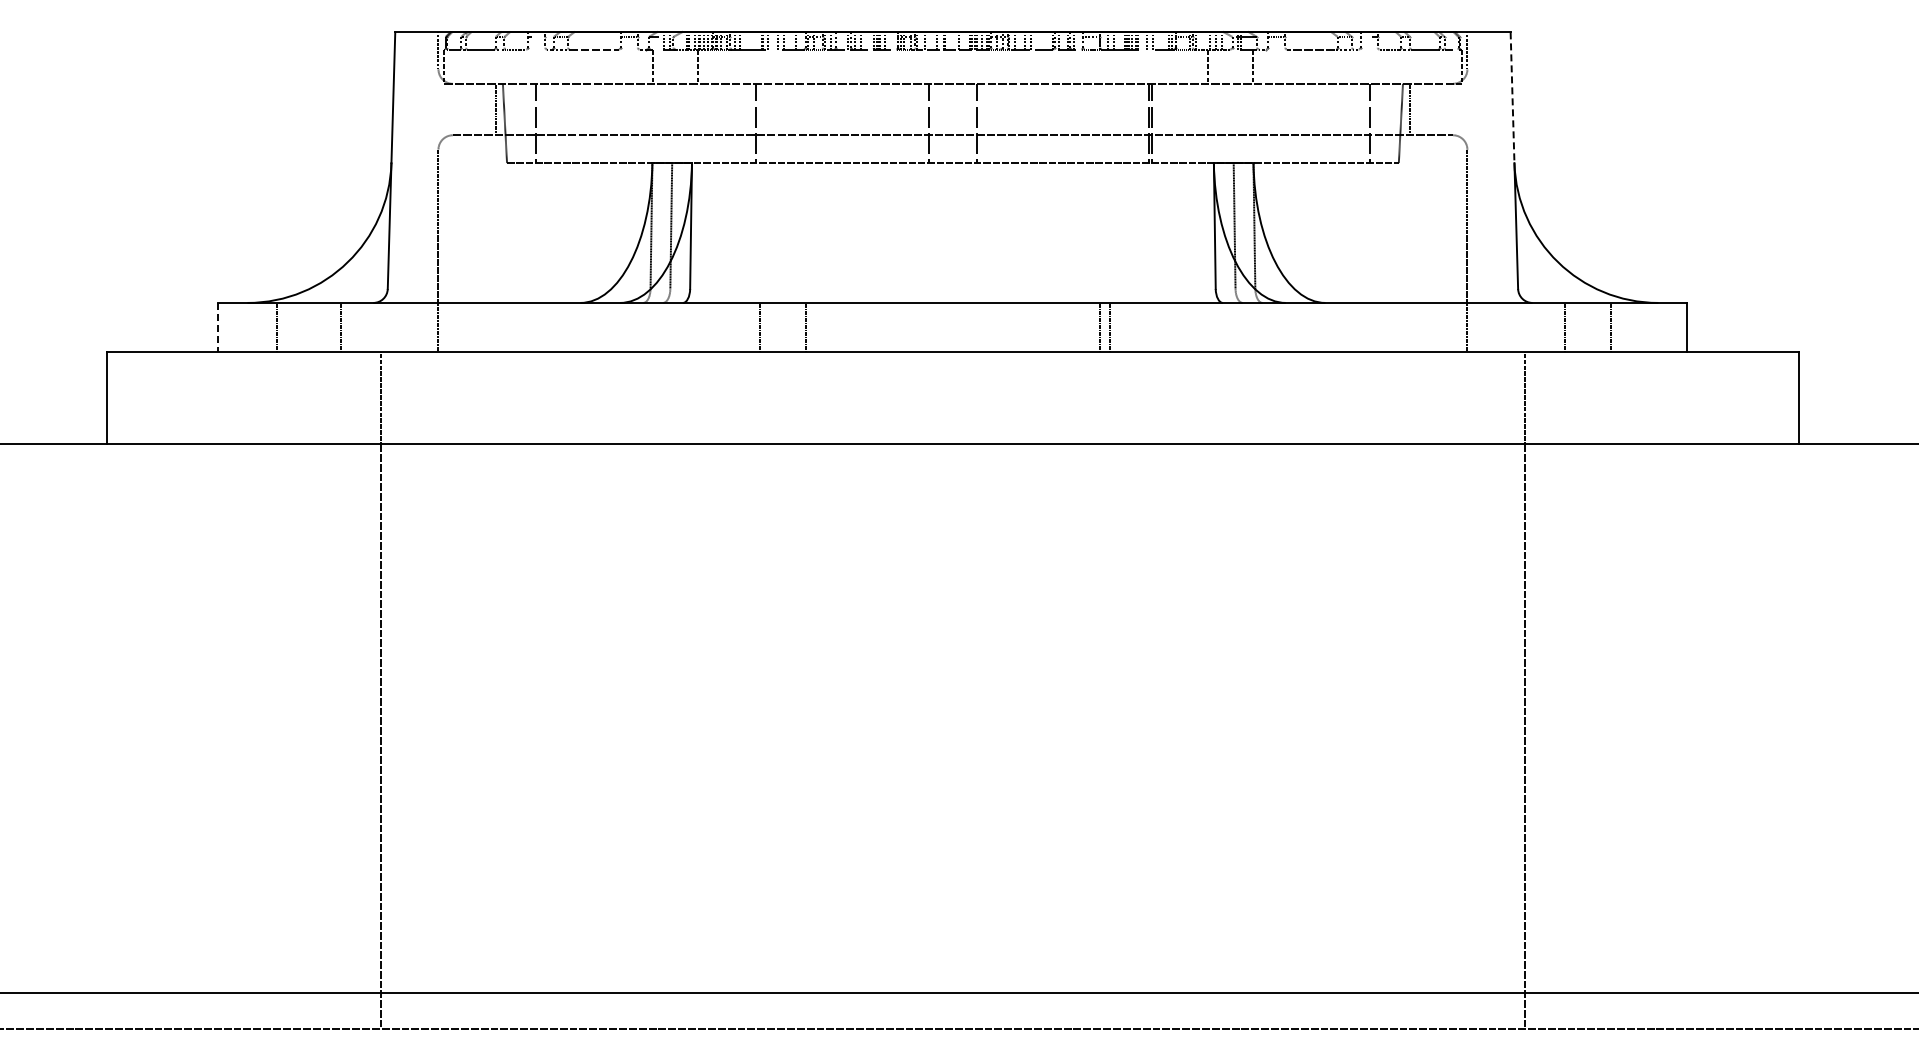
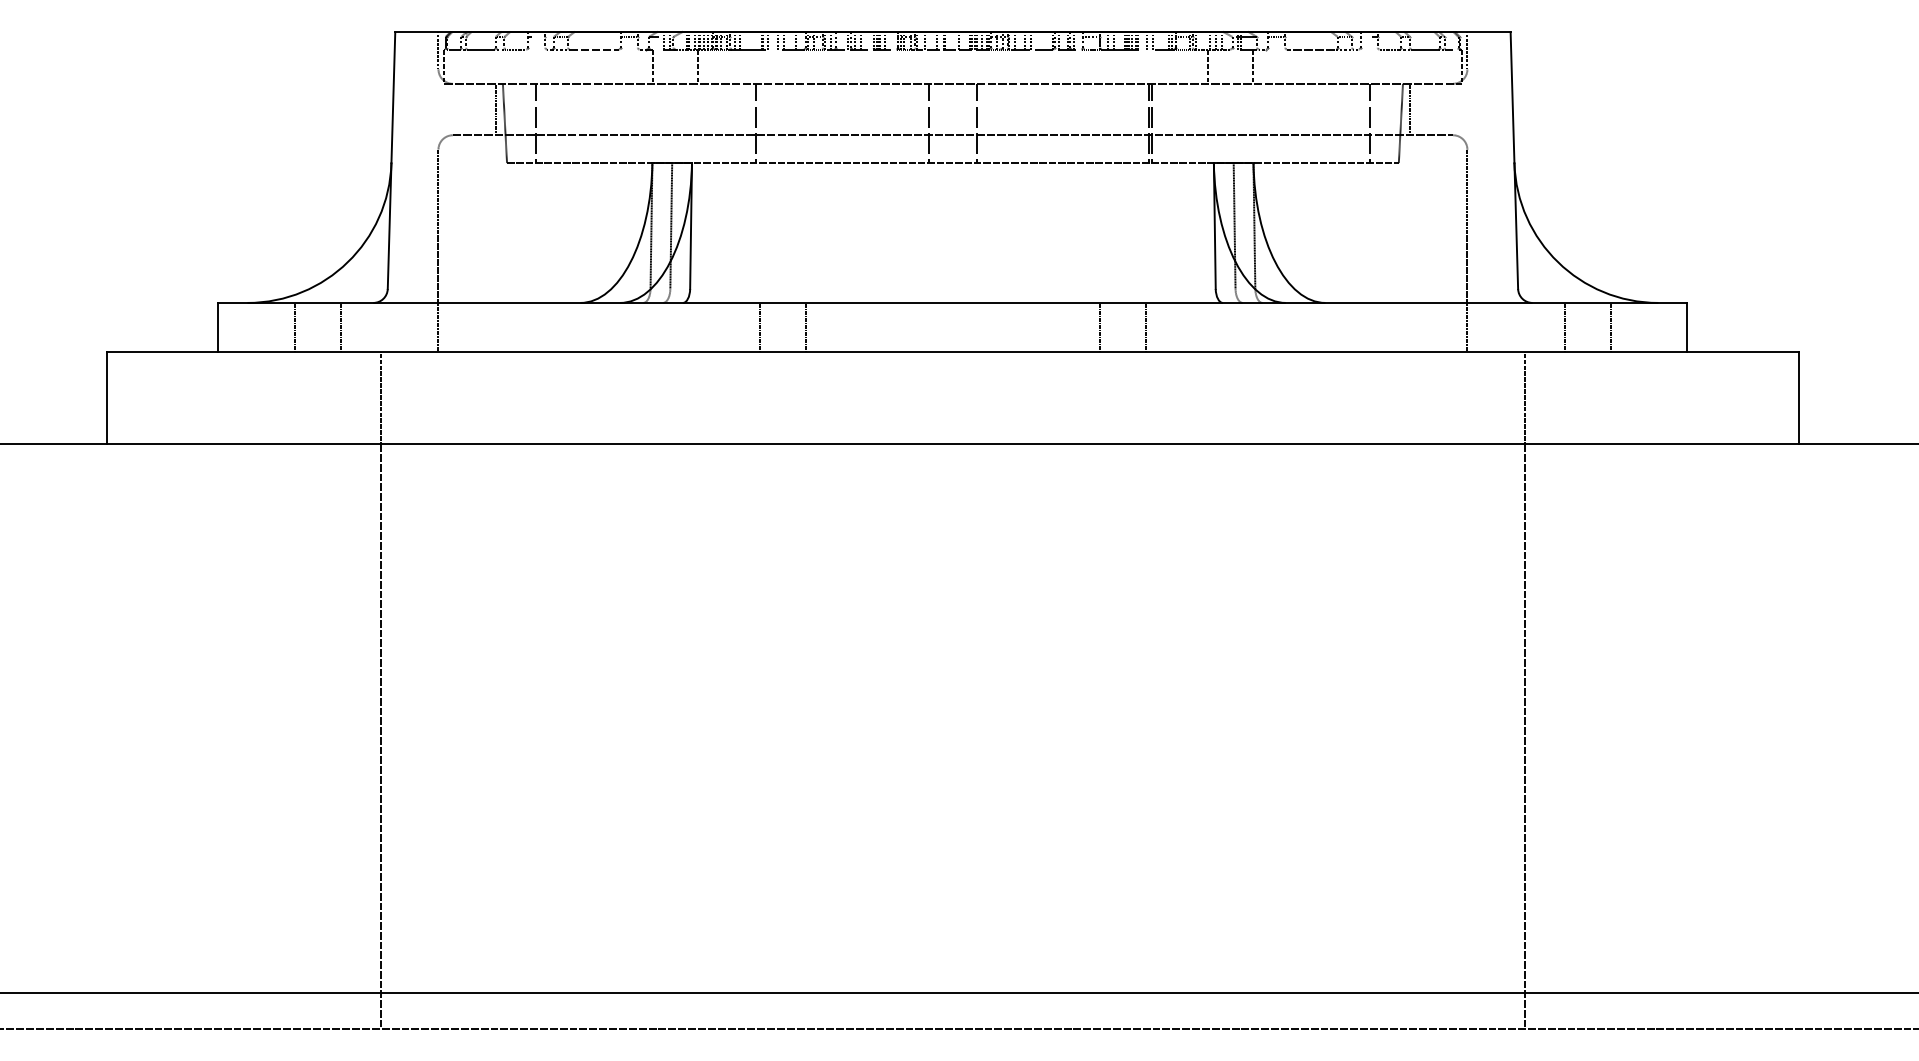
line: dashed -> solid (1512, 98)
line: dashed -> solid (218, 327)
line position: (277, 327) -> (295, 327) (295, 327)
line position: (1109, 327) -> (1145, 327) (1145, 327)
